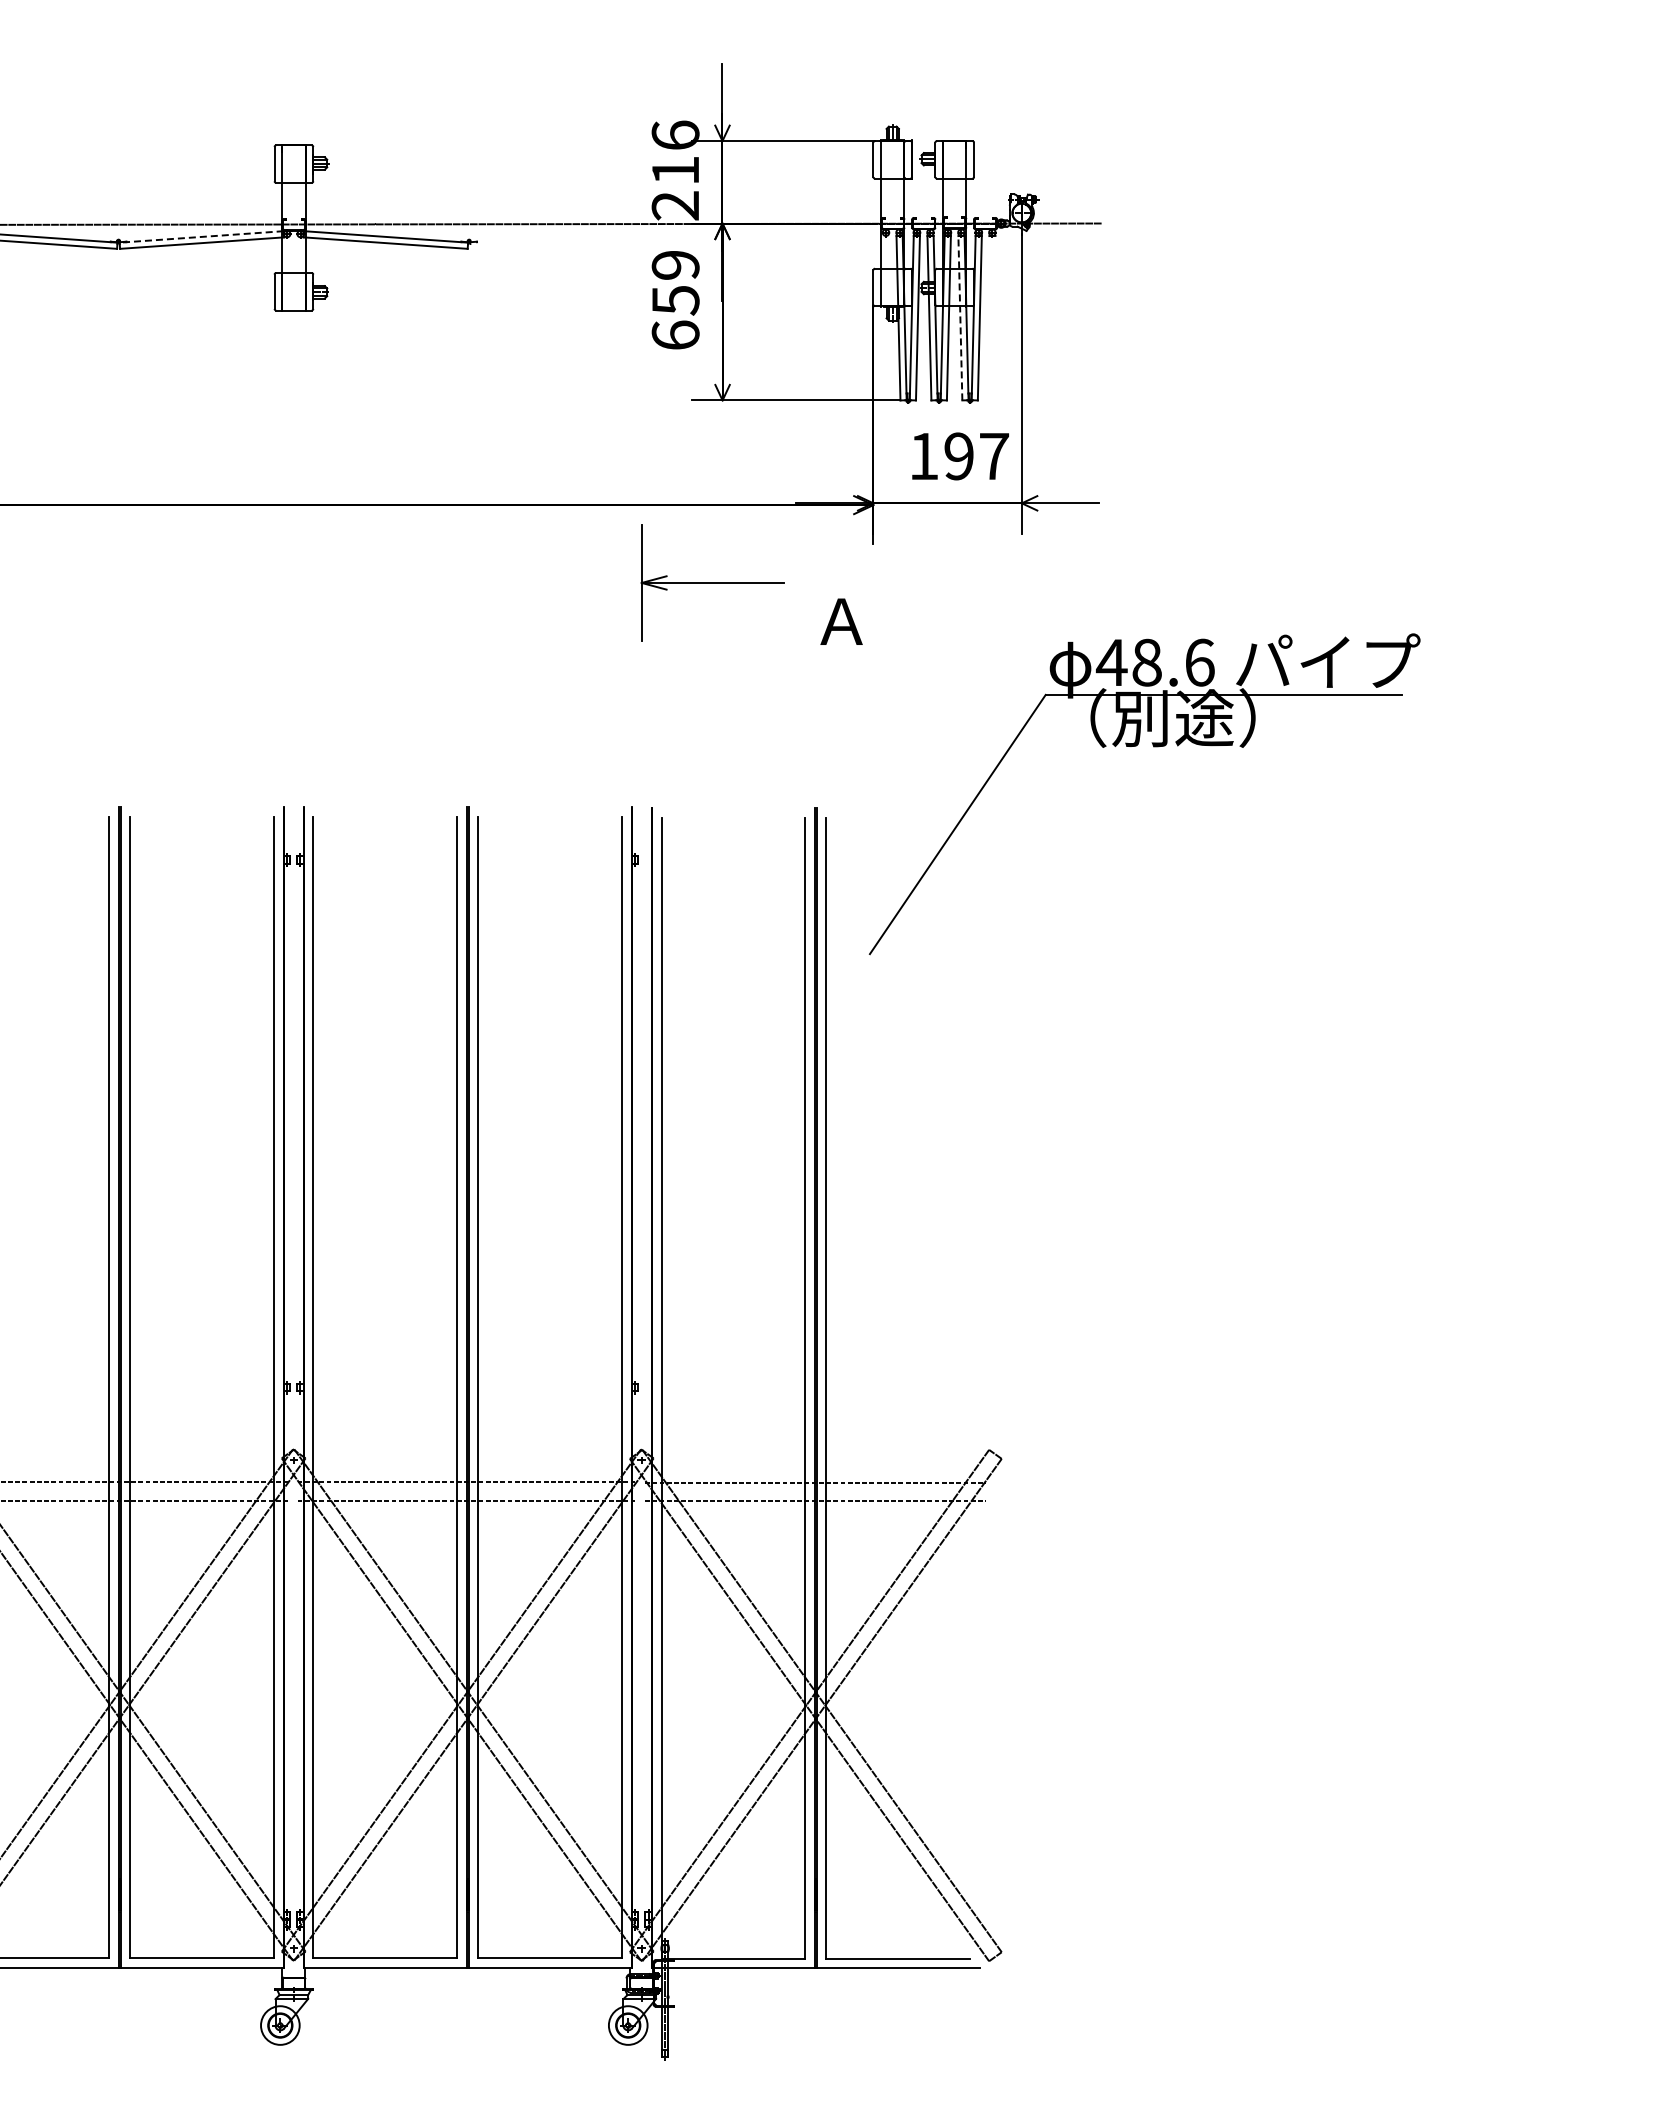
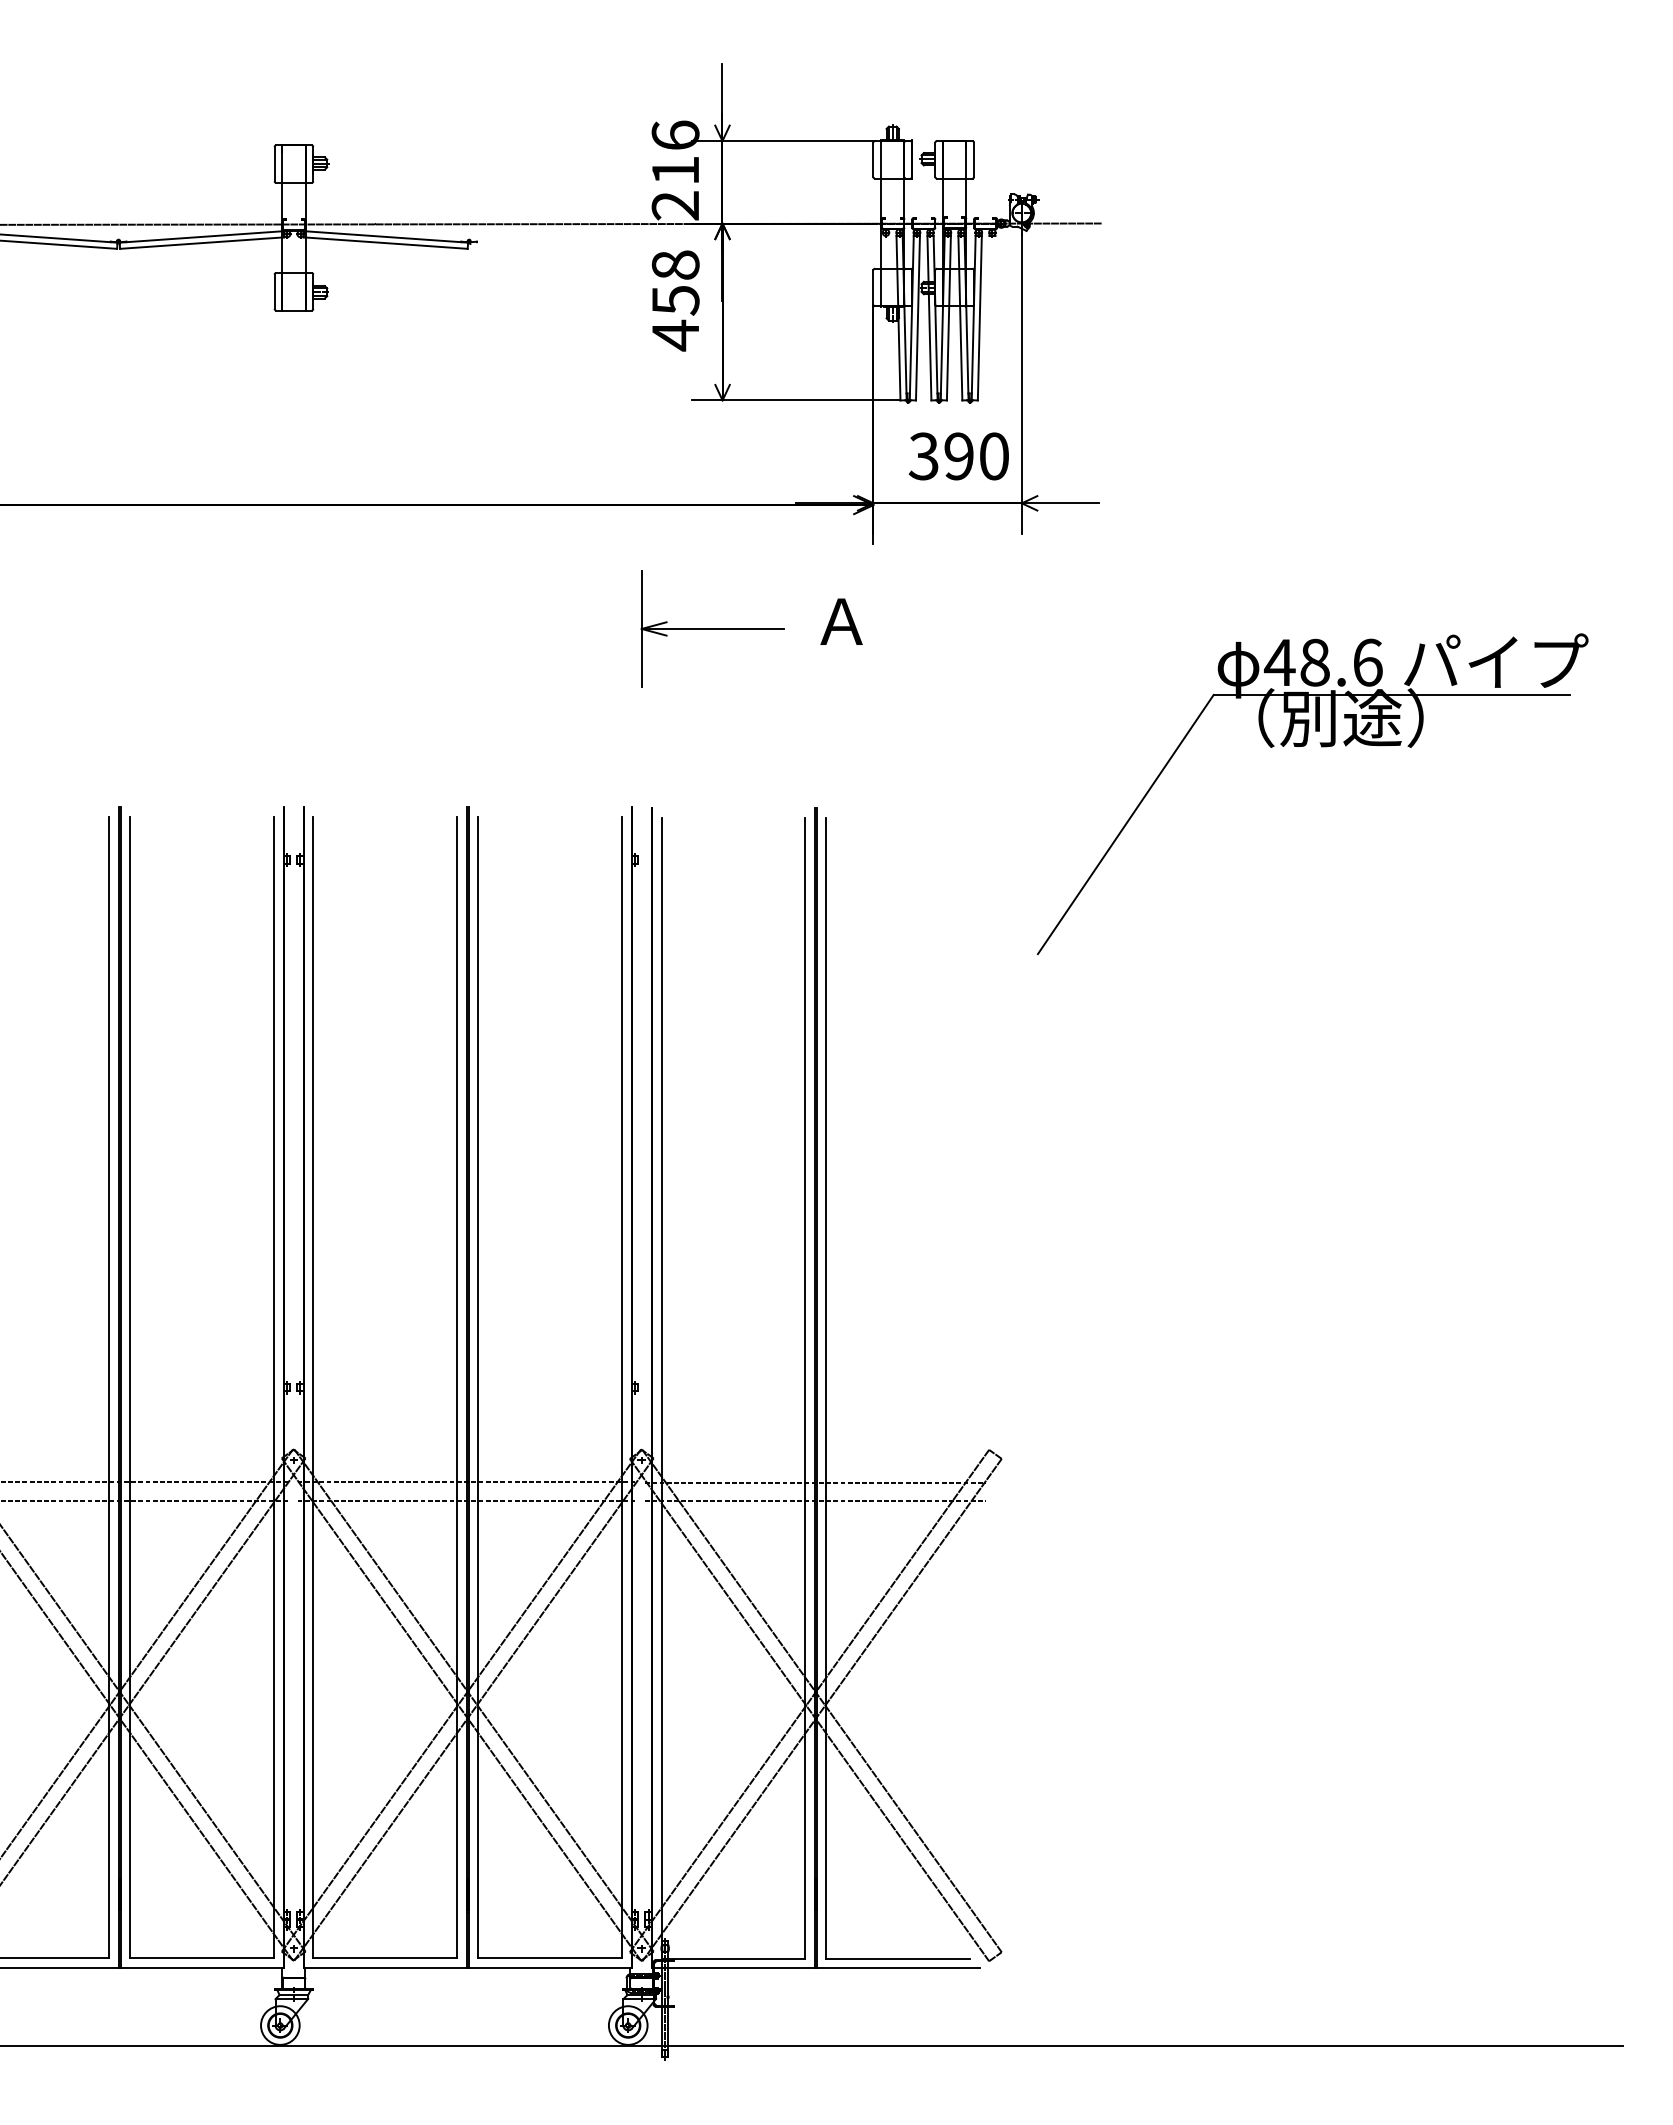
line: dashed -> solid (201, 236)
text: 659 -> 458 (675, 300)
line: dashed -> solid (960, 317)
text: 197 -> 390 (958, 456)
part position: (712, 582) -> (712, 628) (712, 628)
part position: (1153, 747) -> (1321, 747) (1321, 747)
line: none -> present (812, 2045)
